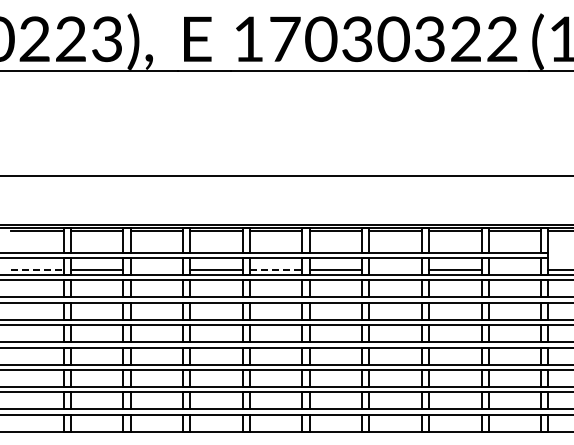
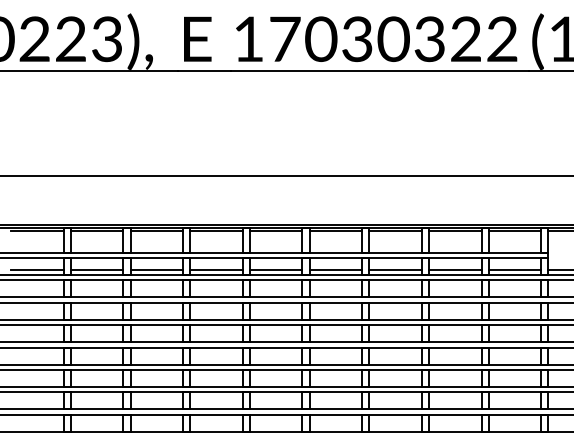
line: dashed -> solid (37, 270)
line: none -> present (156, 270)
line: dashed -> solid (276, 270)
line: none -> present (395, 270)
line: none -> present (514, 270)
